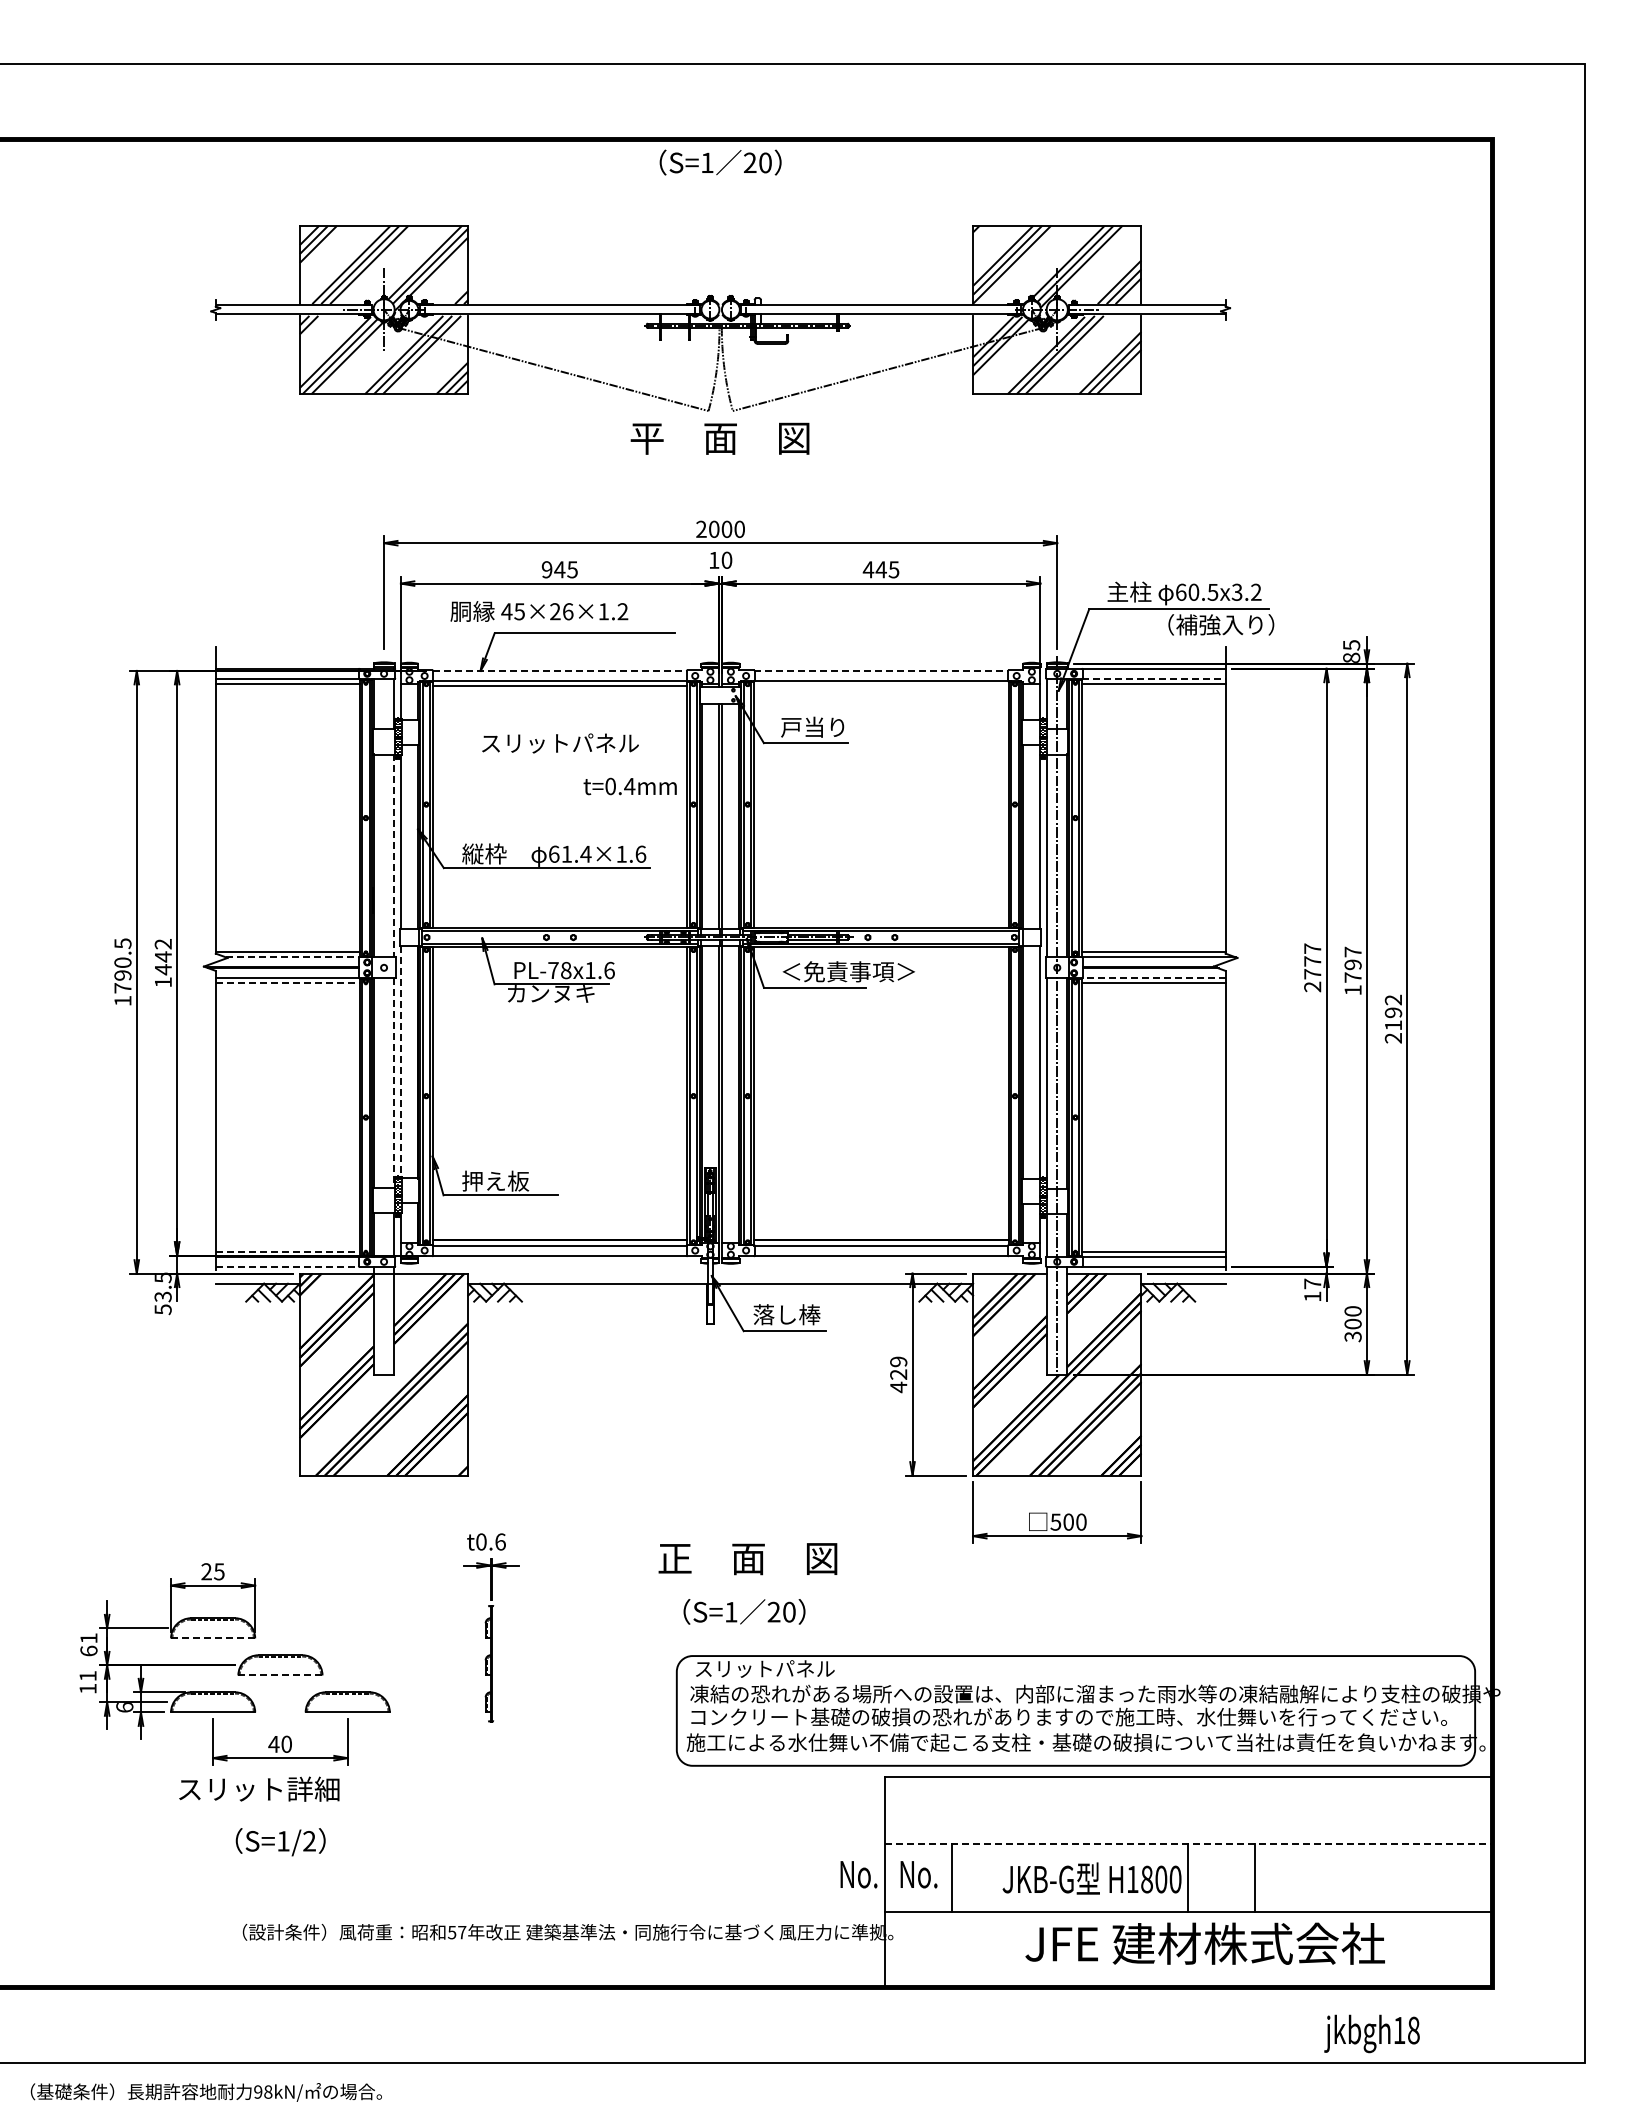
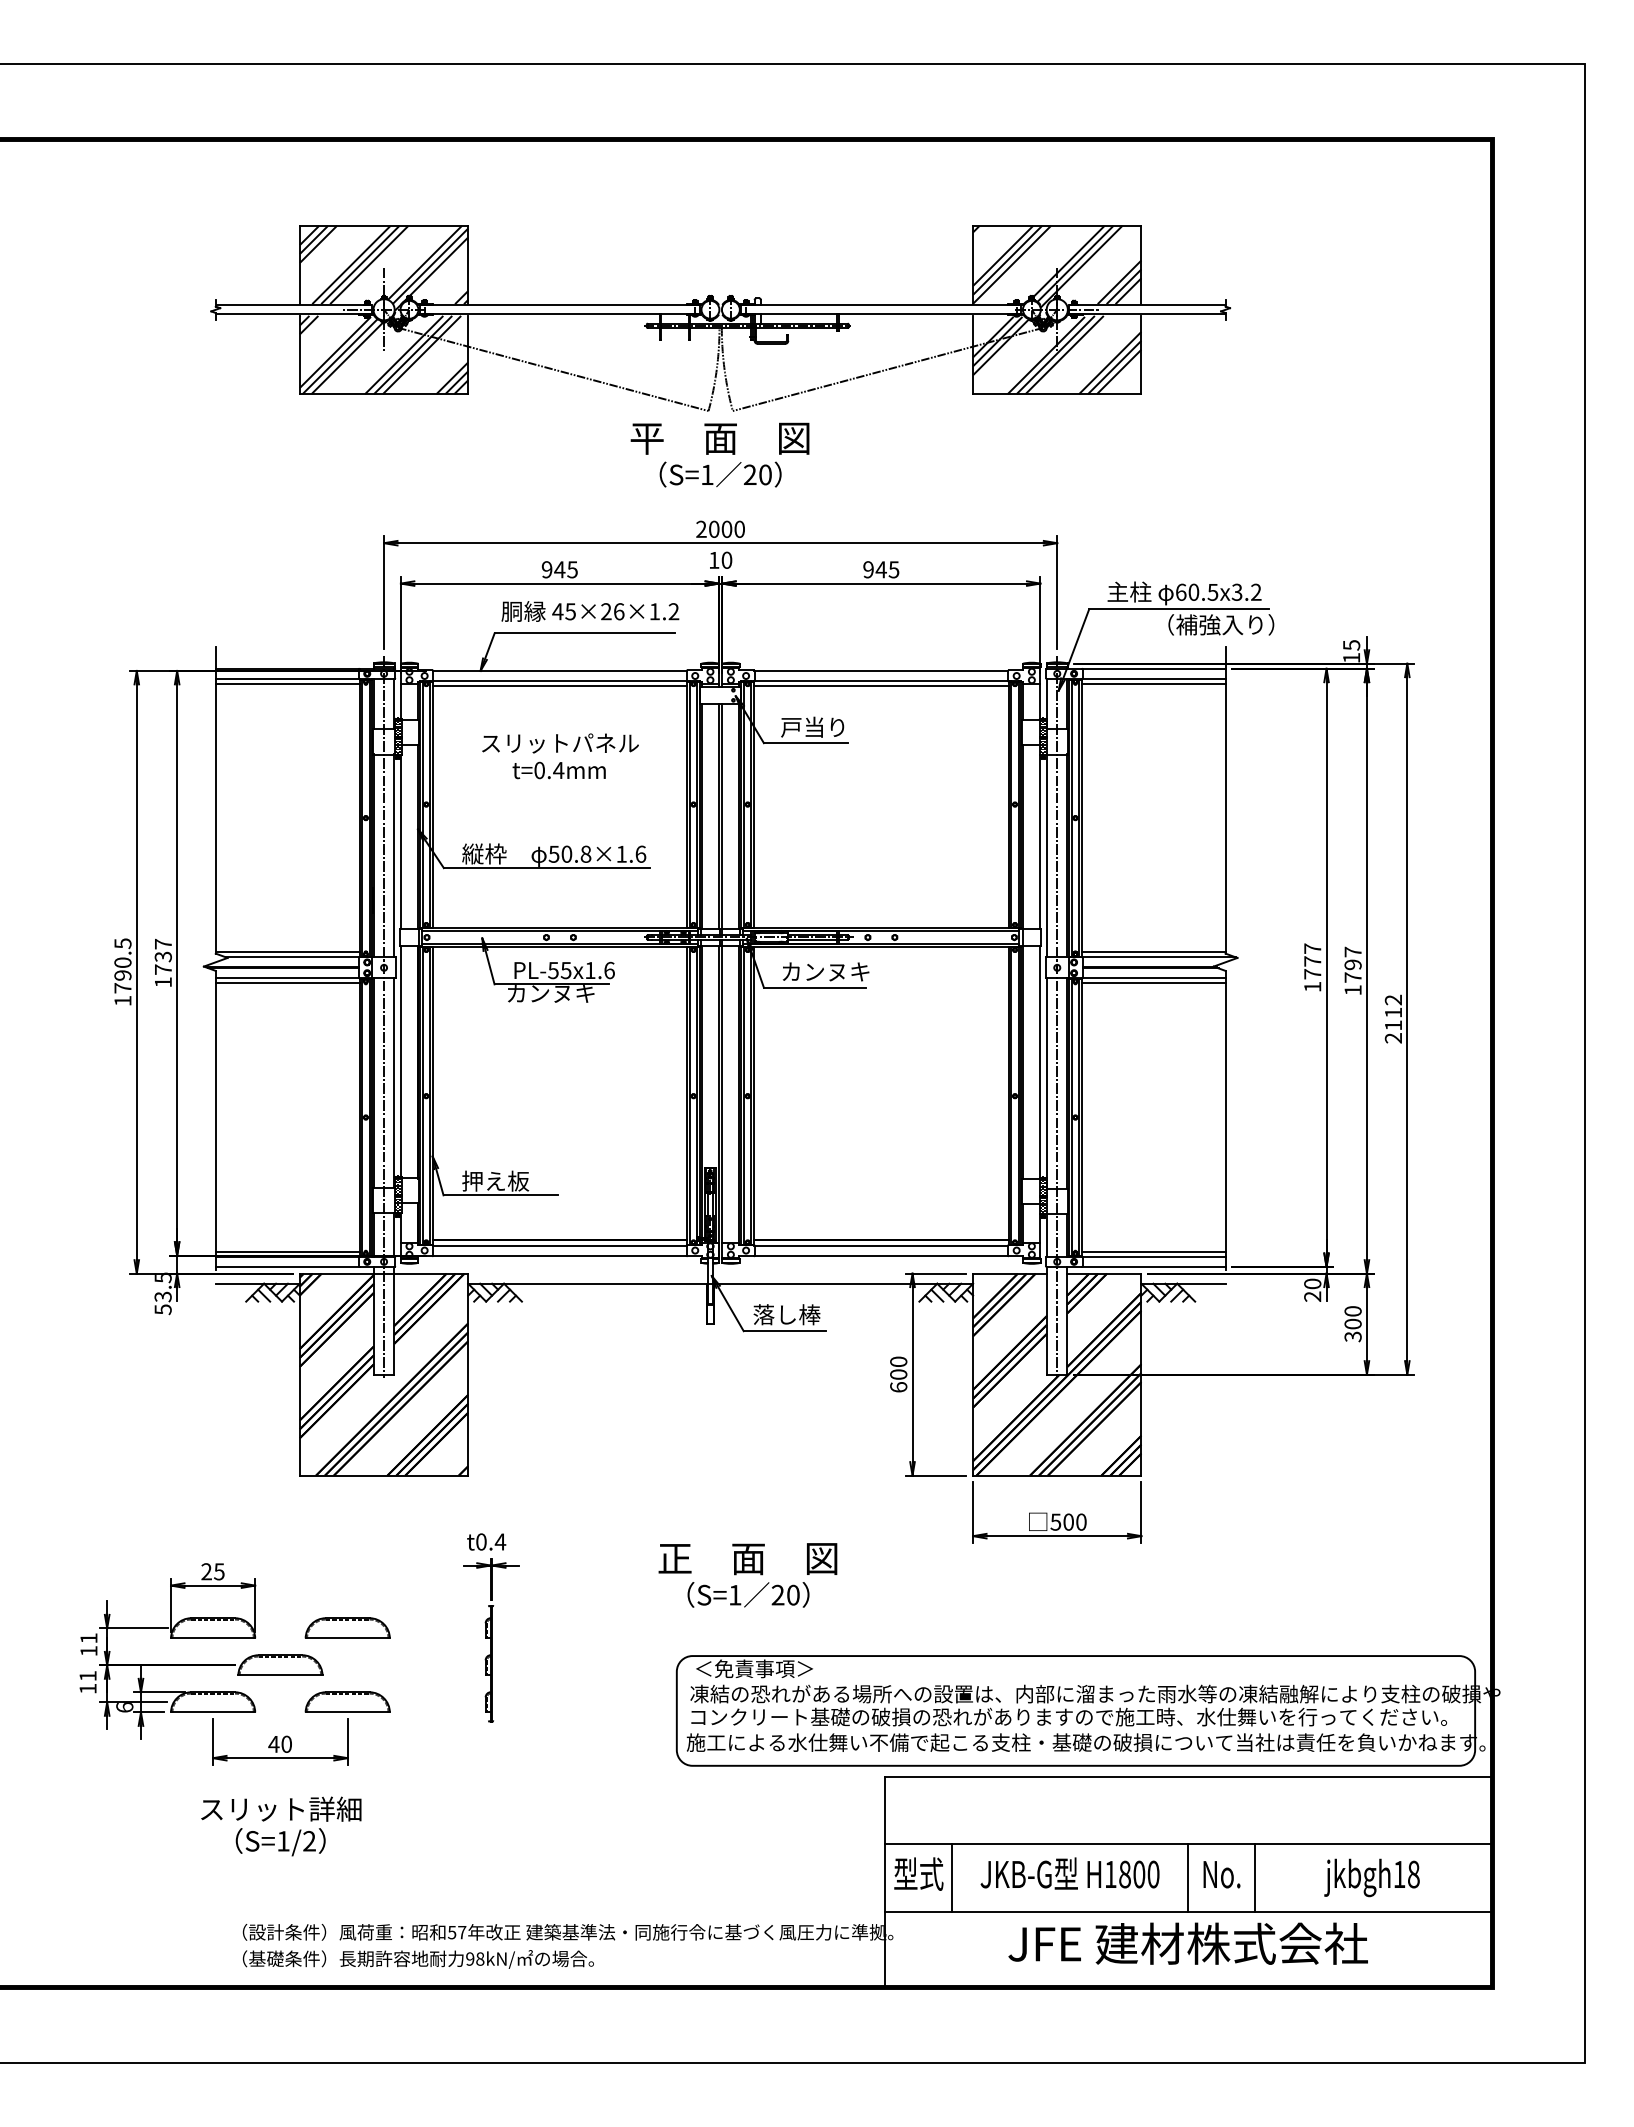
text position: (720, 162) -> (720, 474) (720, 474)
text: 445 -> 945 (868, 569)
text position: (539, 611) -> (590, 611) (590, 611)
text: 85 -> 15 (1351, 657)
line: dashed -> solid (559, 670)
line: dashed -> solid (881, 670)
line: dashed -> solid (1153, 678)
line: none -> present (881, 686)
text position: (629, 786) -> (558, 770) (558, 770)
text: 61.4×1.6 -> 50.8×1.6 (569, 853)
line: dashed -> solid (394, 856)
text: 1442 -> 1737 (162, 956)
line: dashed -> solid (292, 957)
text: PL-78x1.6 -> PL-55x1.6 (559, 970)
text: ＜免責事項＞ -> カンヌキ (848, 971)
line: dashed -> solid (1153, 978)
line: dashed -> solid (287, 983)
text: 2777 -> 1777 (1312, 986)
text: 2192 -> 2112 (1393, 1012)
line: none -> present (384, 1016)
line: dashed -> solid (400, 1061)
line: dashed -> solid (394, 1082)
line: dashed -> solid (287, 1251)
line: dashed -> solid (287, 1266)
text: 17 -> 20 (1312, 1289)
text: 429 -> 600 (898, 1374)
text: t0.6 -> t0.4 (500, 1541)
text position: (744, 1611) -> (748, 1594) (748, 1594)
part: none -> present (347, 1627)
line: dashed -> solid (213, 1638)
text: 61 -> 11 (88, 1650)
text: スリットパネル -> ＜免責事項＞ (765, 1668)
line: dashed -> solid (280, 1675)
text position: (259, 1788) -> (281, 1808) (281, 1808)
line: dashed -> solid (1188, 1844)
text: No. -> 型式 (918, 1873)
text position: (858, 1874) -> (1221, 1874) (1221, 1874)
text position: (1091, 1878) -> (1069, 1873) (1069, 1873)
text position: (1204, 1943) -> (1187, 1943) (1187, 1943)
text position: (1371, 2033) -> (1371, 1877) (1371, 1877)
text position: (205, 2092) -> (417, 1959) (417, 1959)
